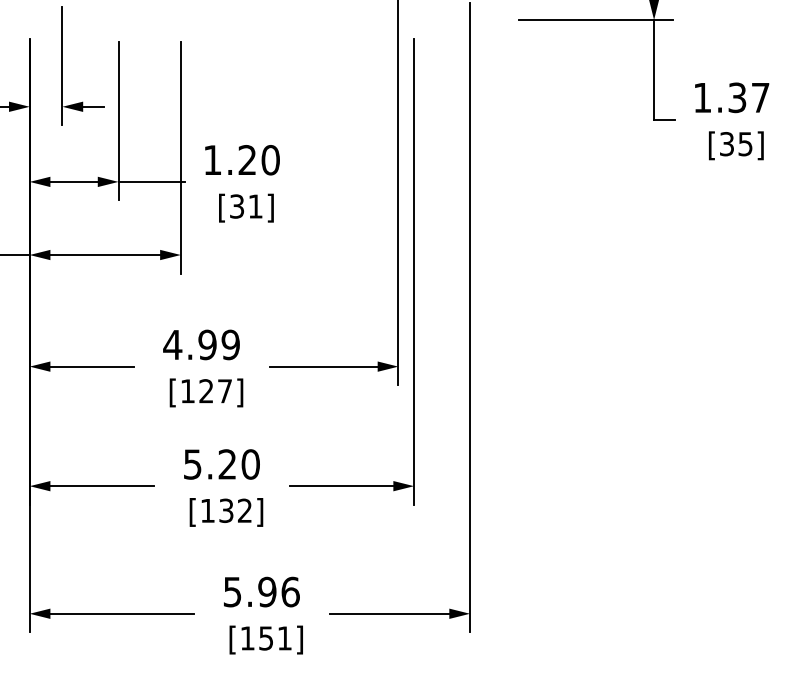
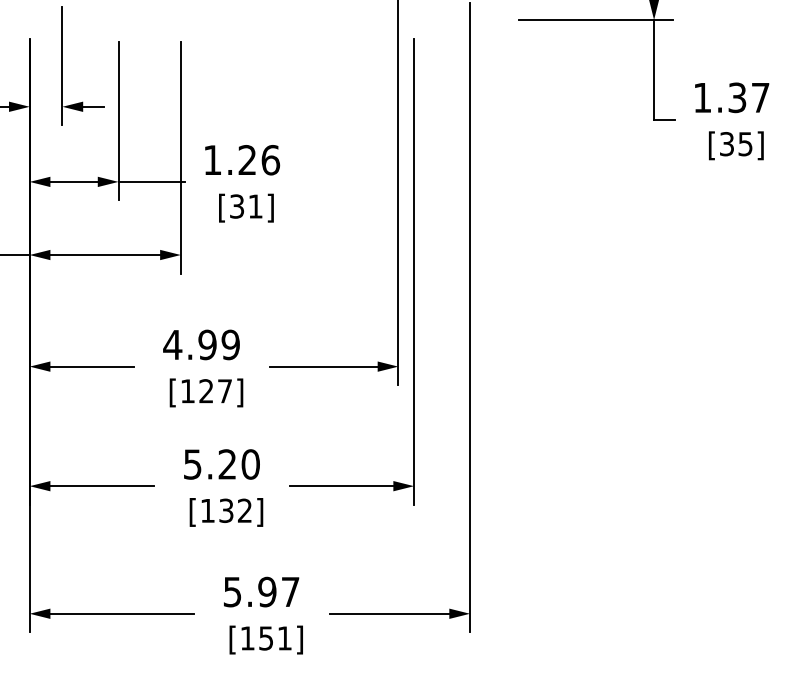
text: 1.20 -> 1.26 (270, 160)
text: 5.96 -> 5.97 (290, 591)
